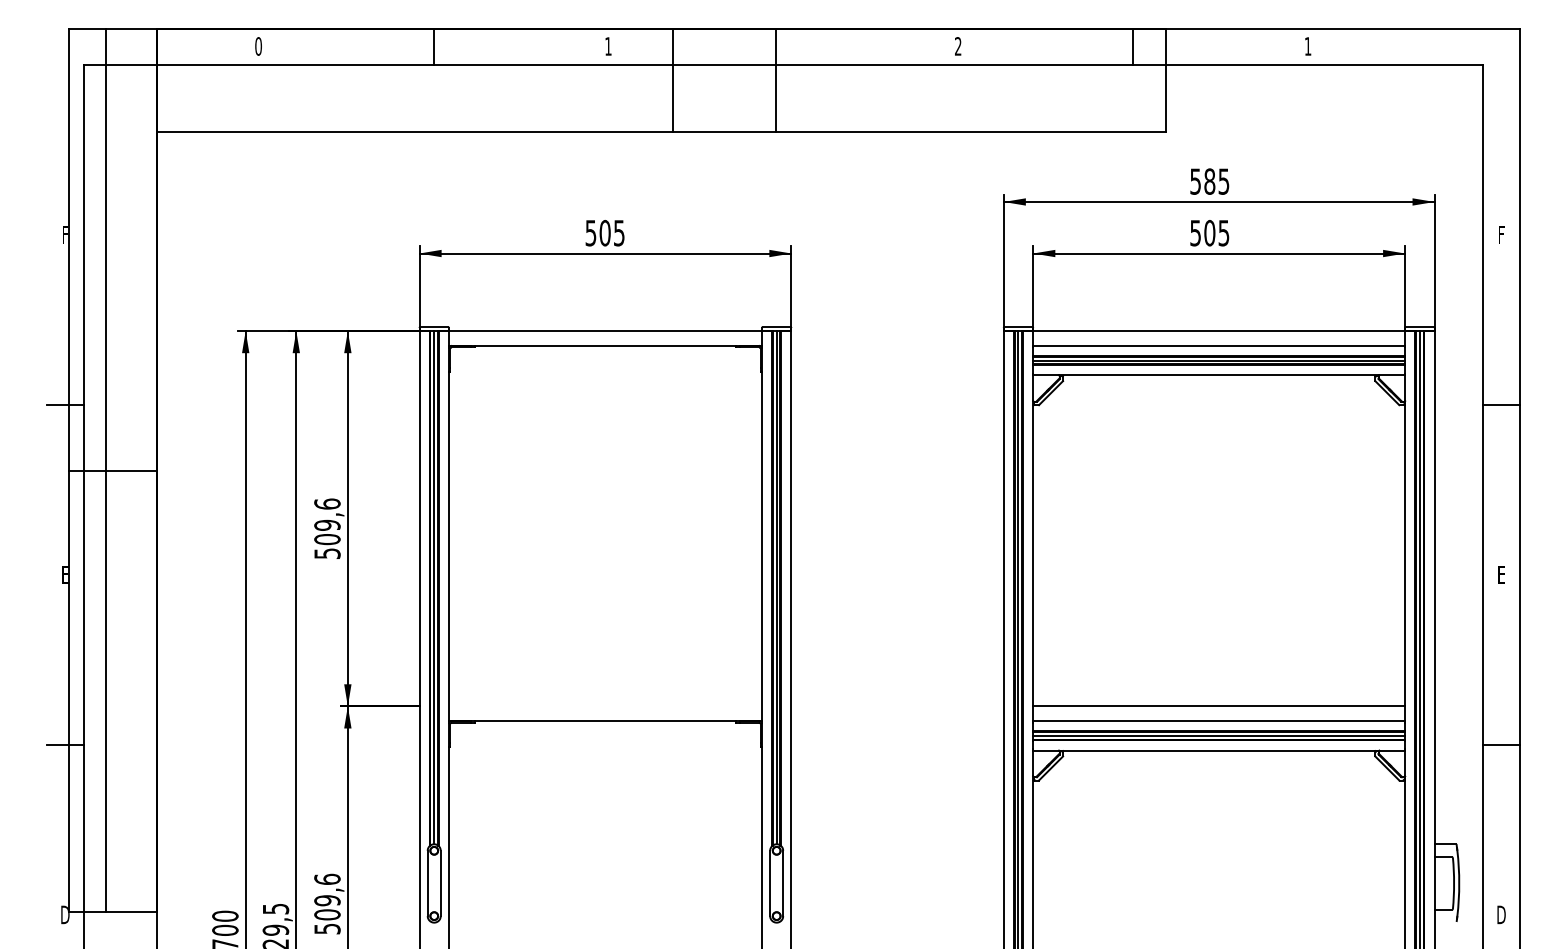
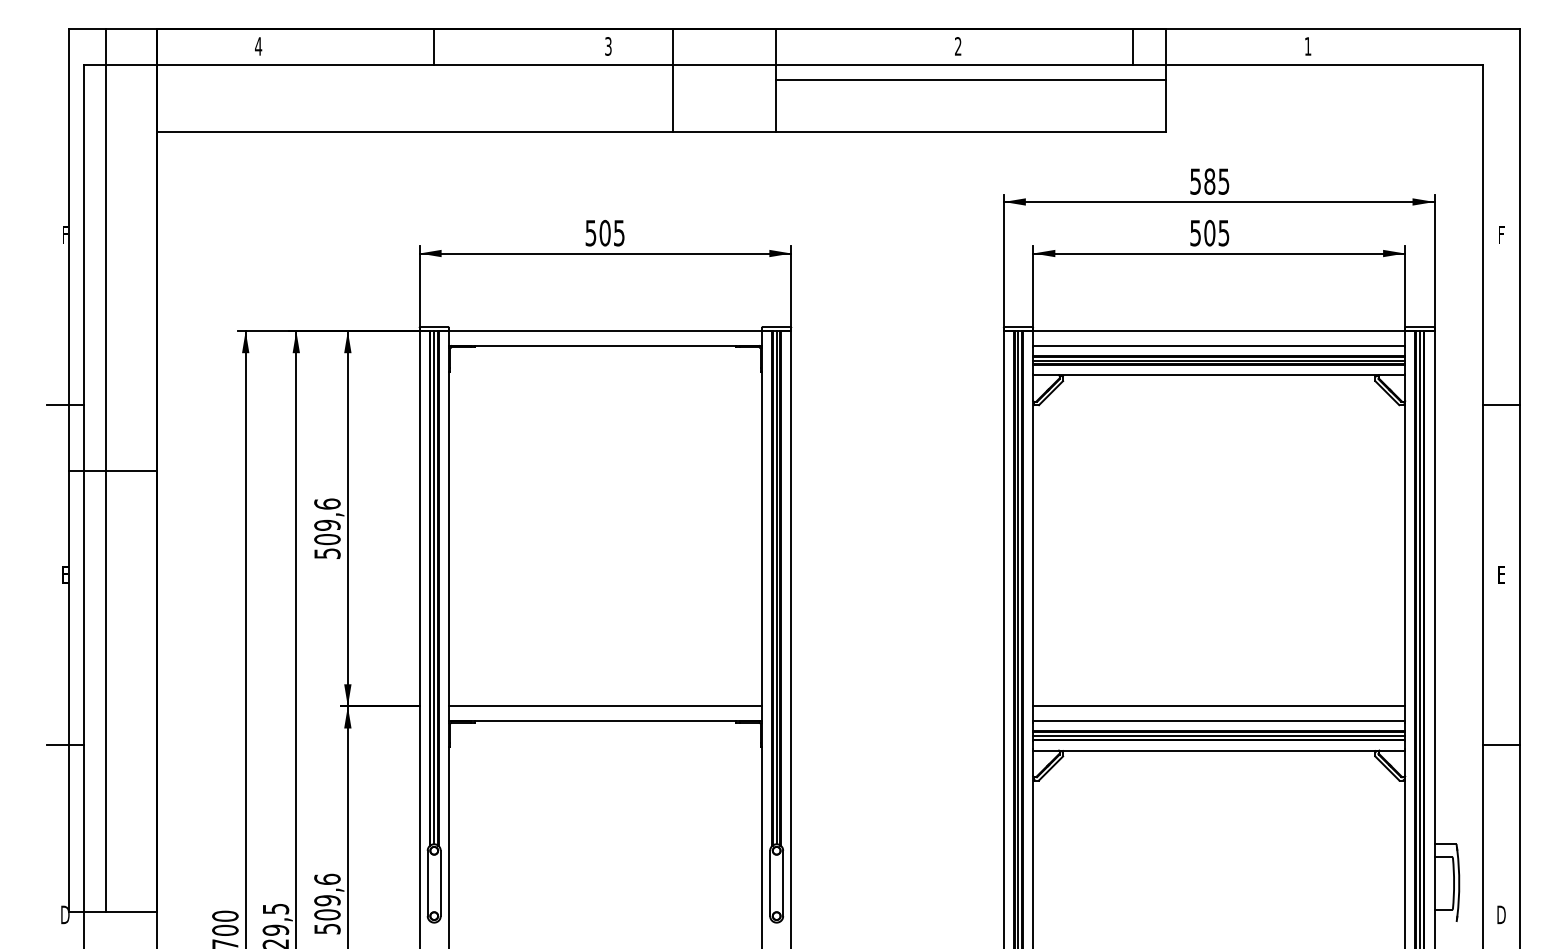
text: 0 -> 4 (258, 46)
text: 1 -> 3 (608, 46)
line: none -> present (971, 80)
line: none -> present (604, 706)
